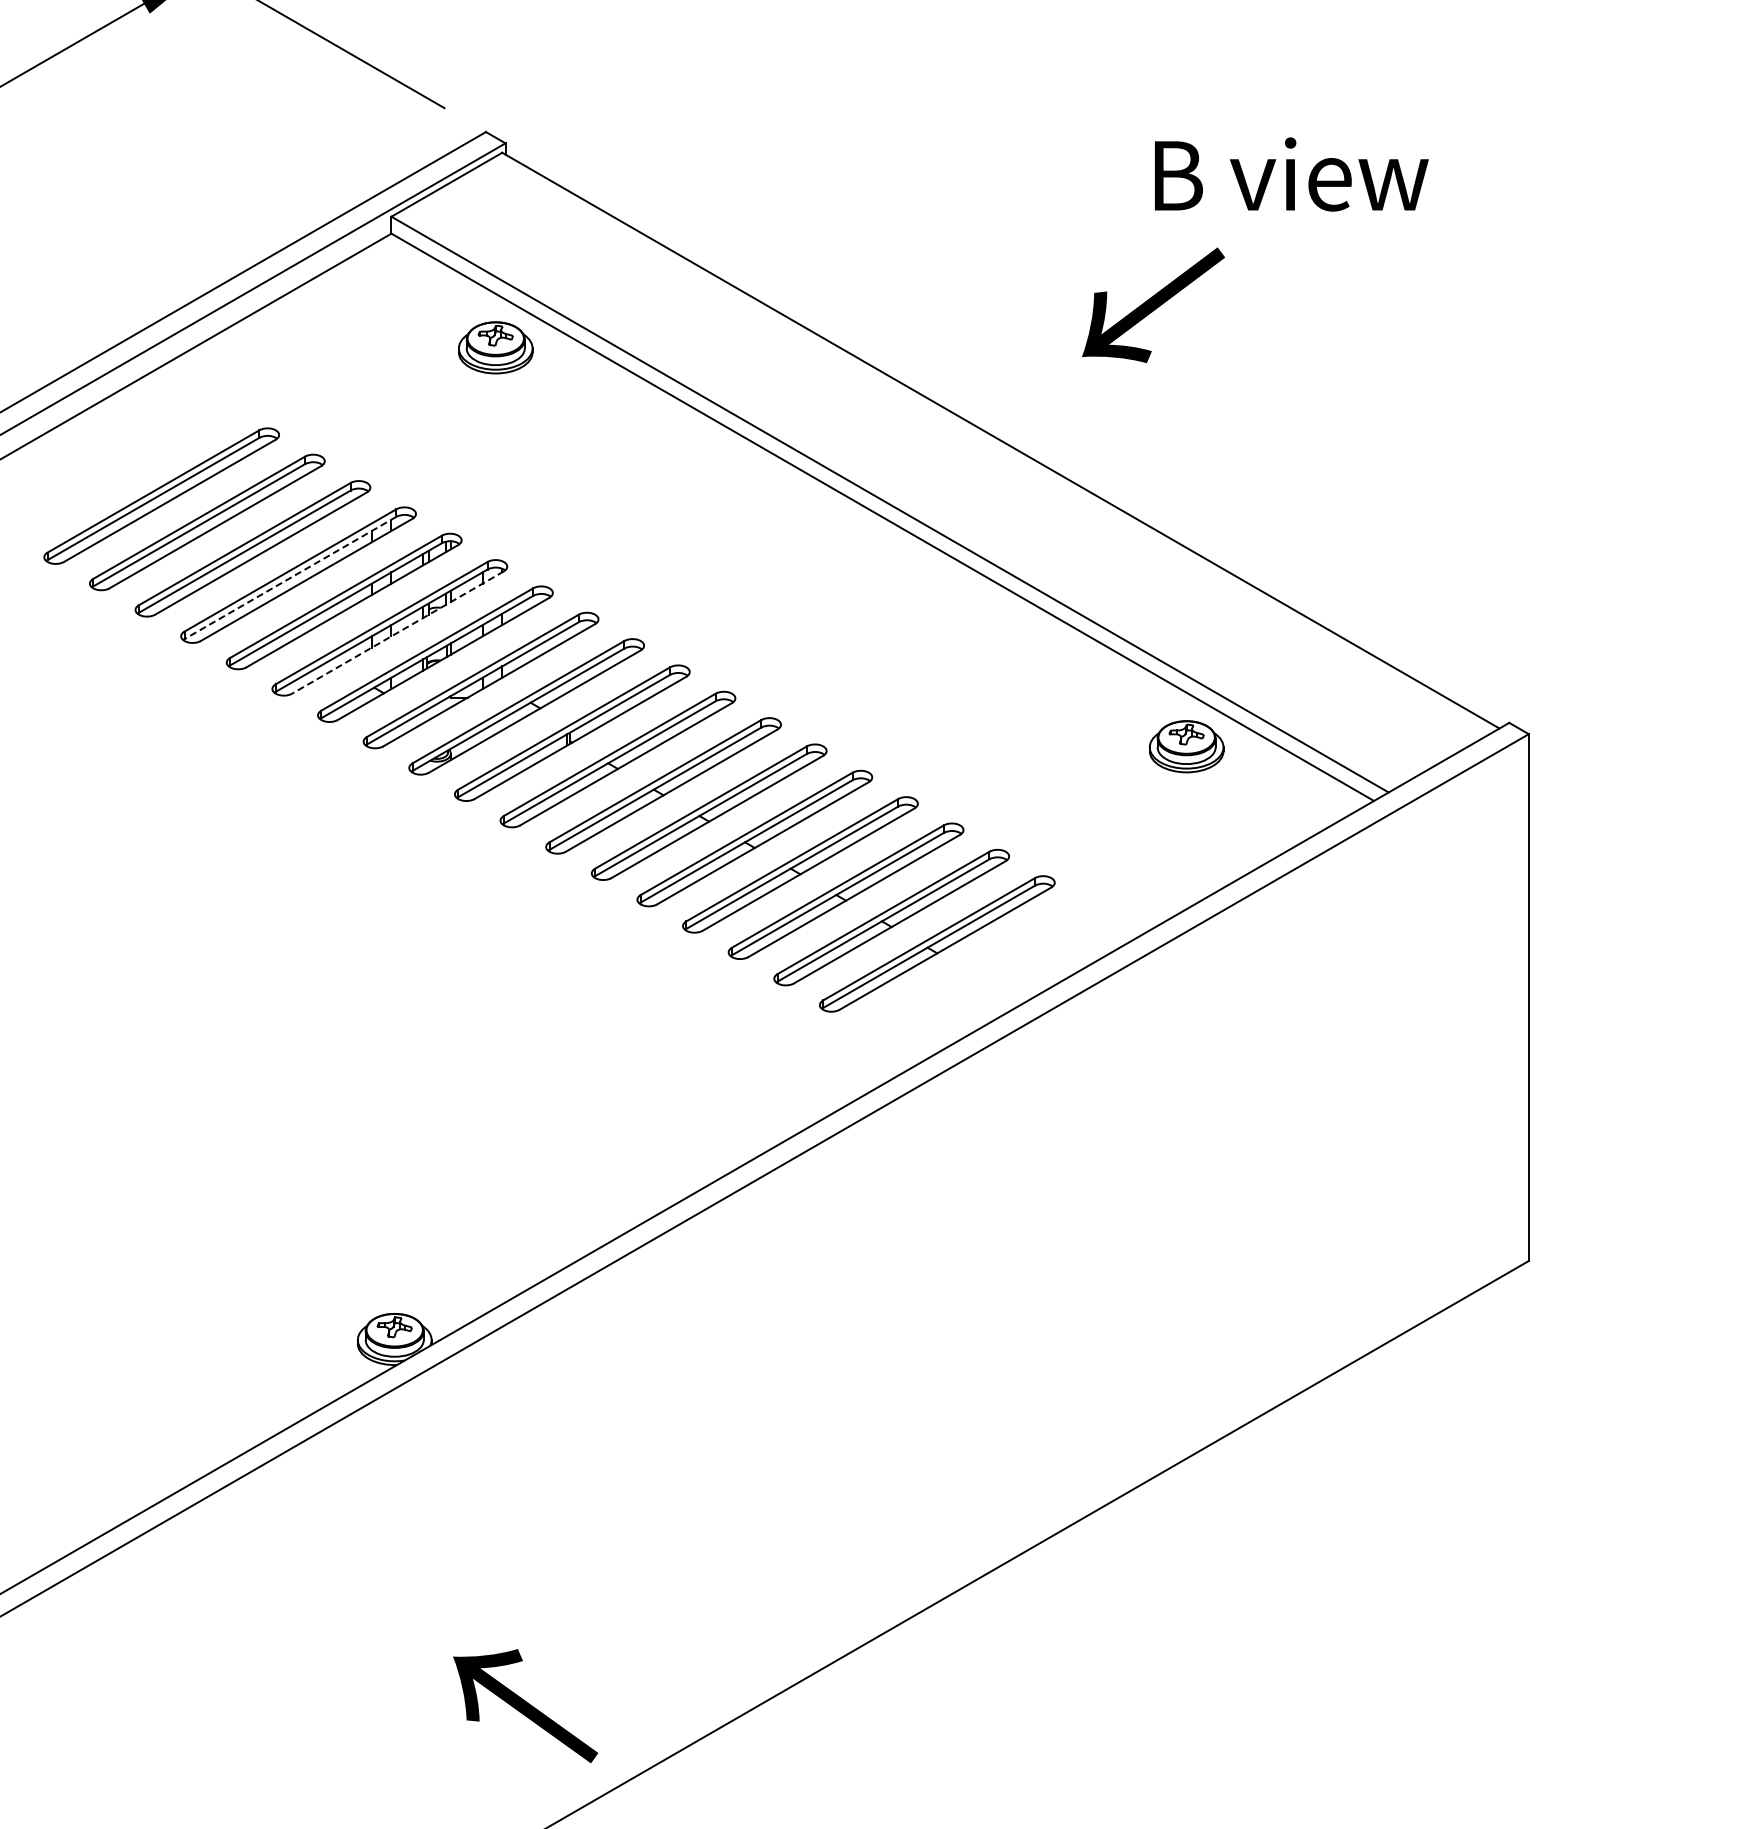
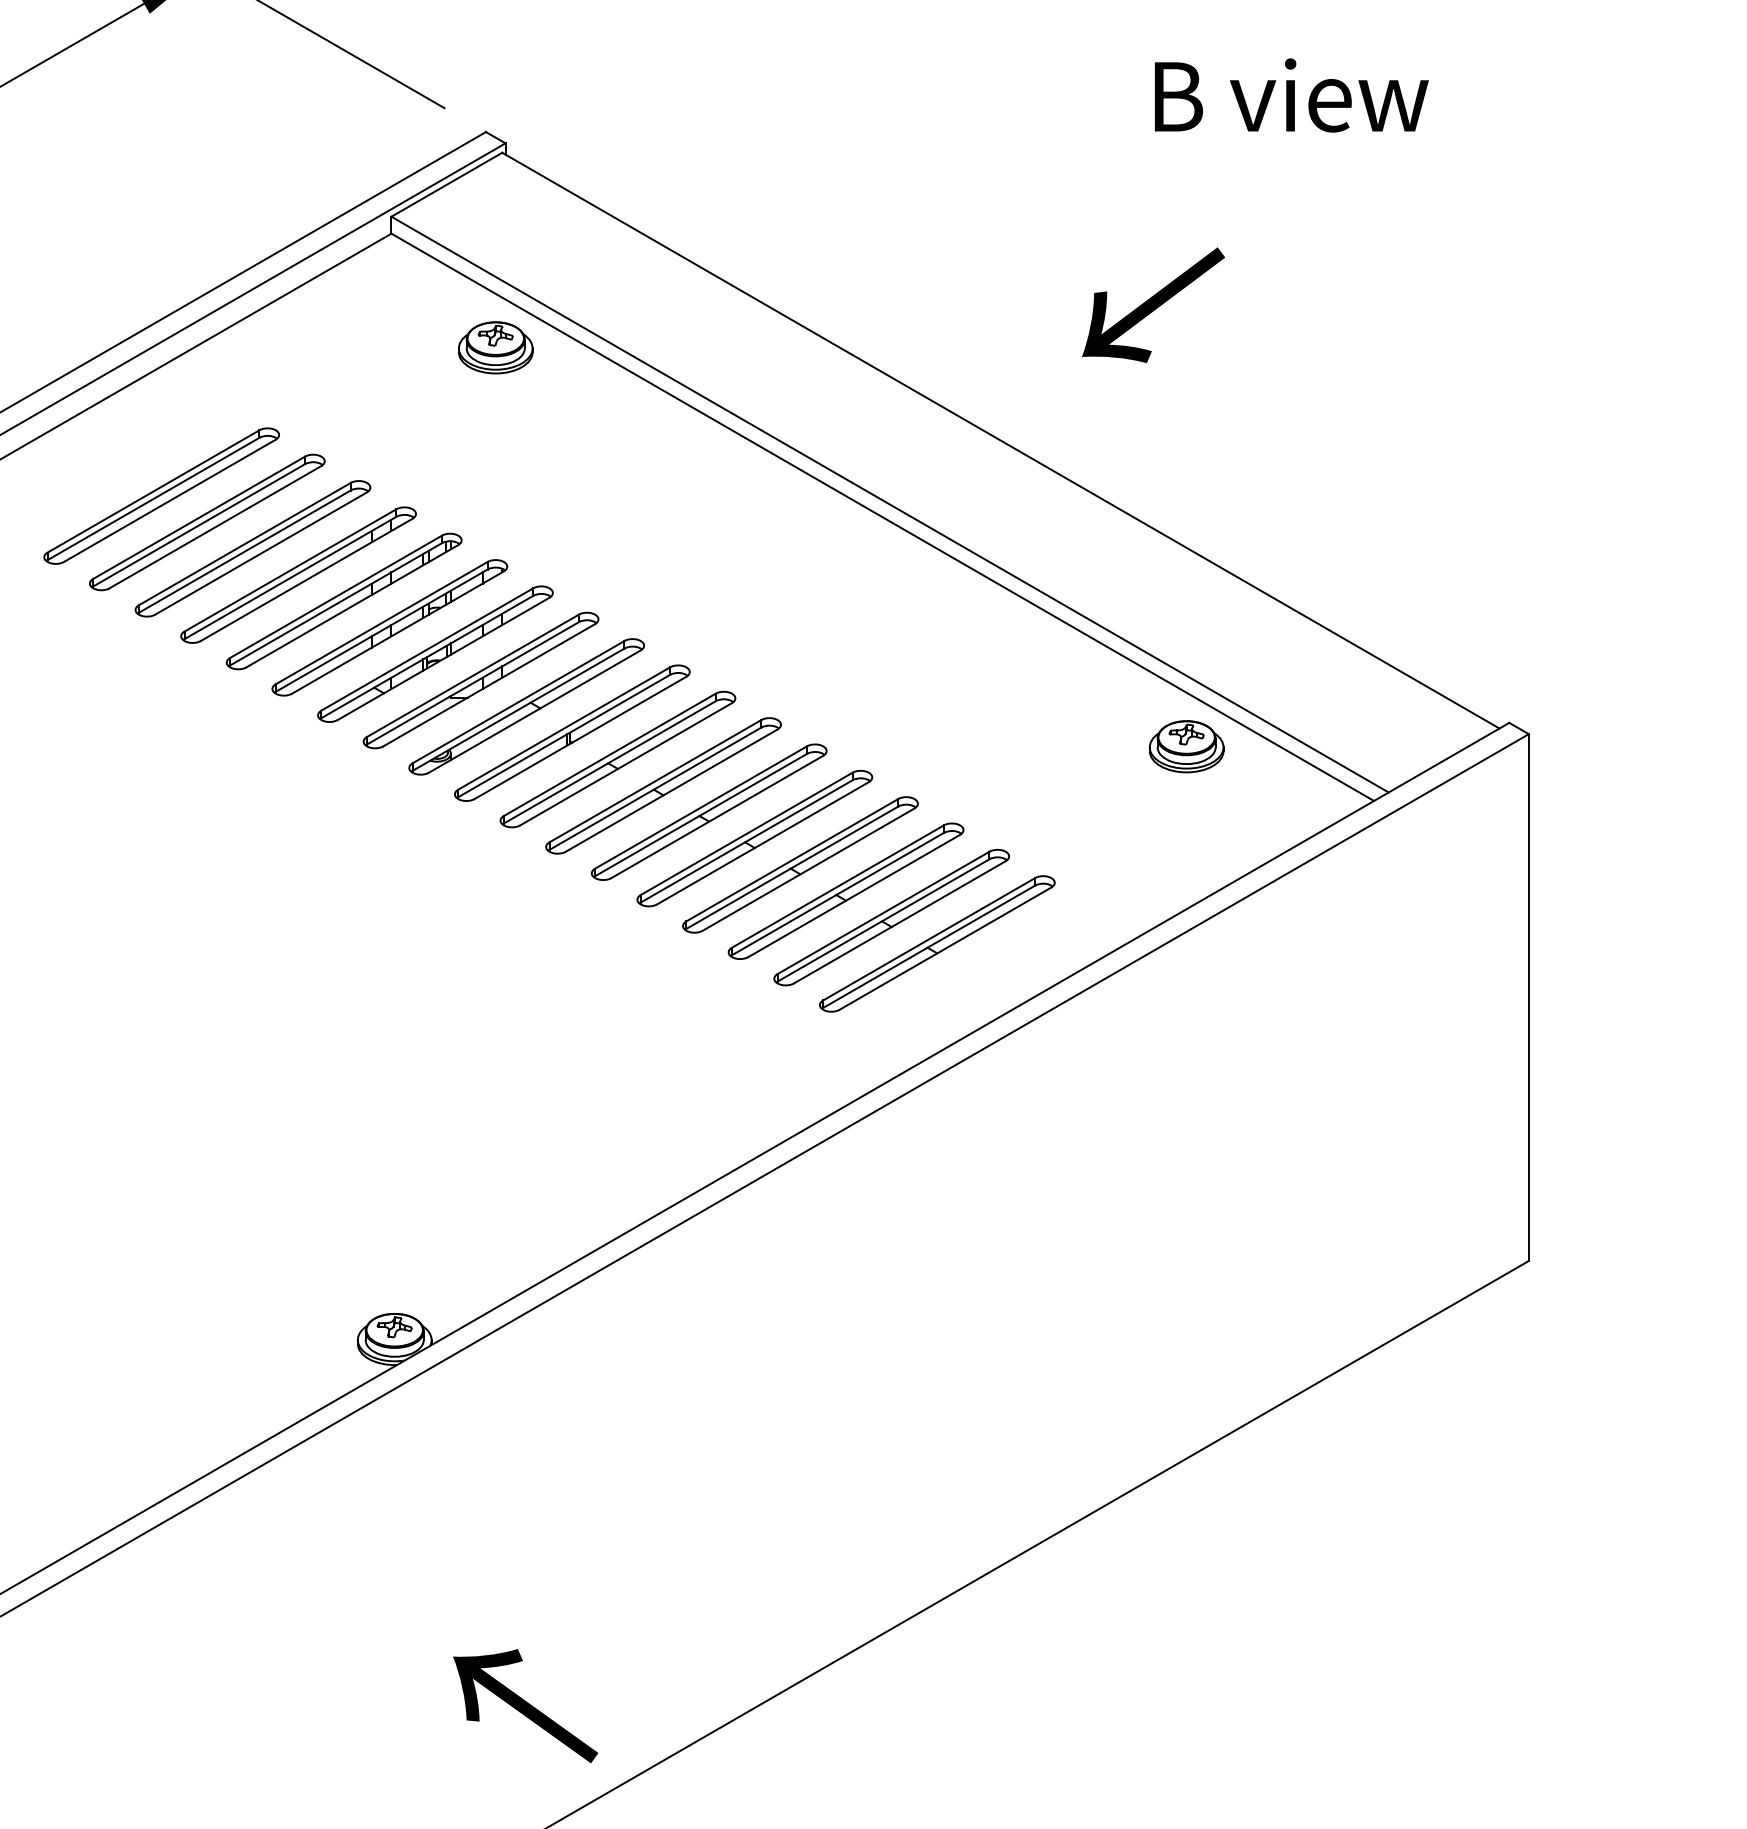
text position: (1291, 174) -> (1291, 95) (1291, 95)
line: dashed -> solid (290, 578)
line: dashed -> solid (397, 632)
